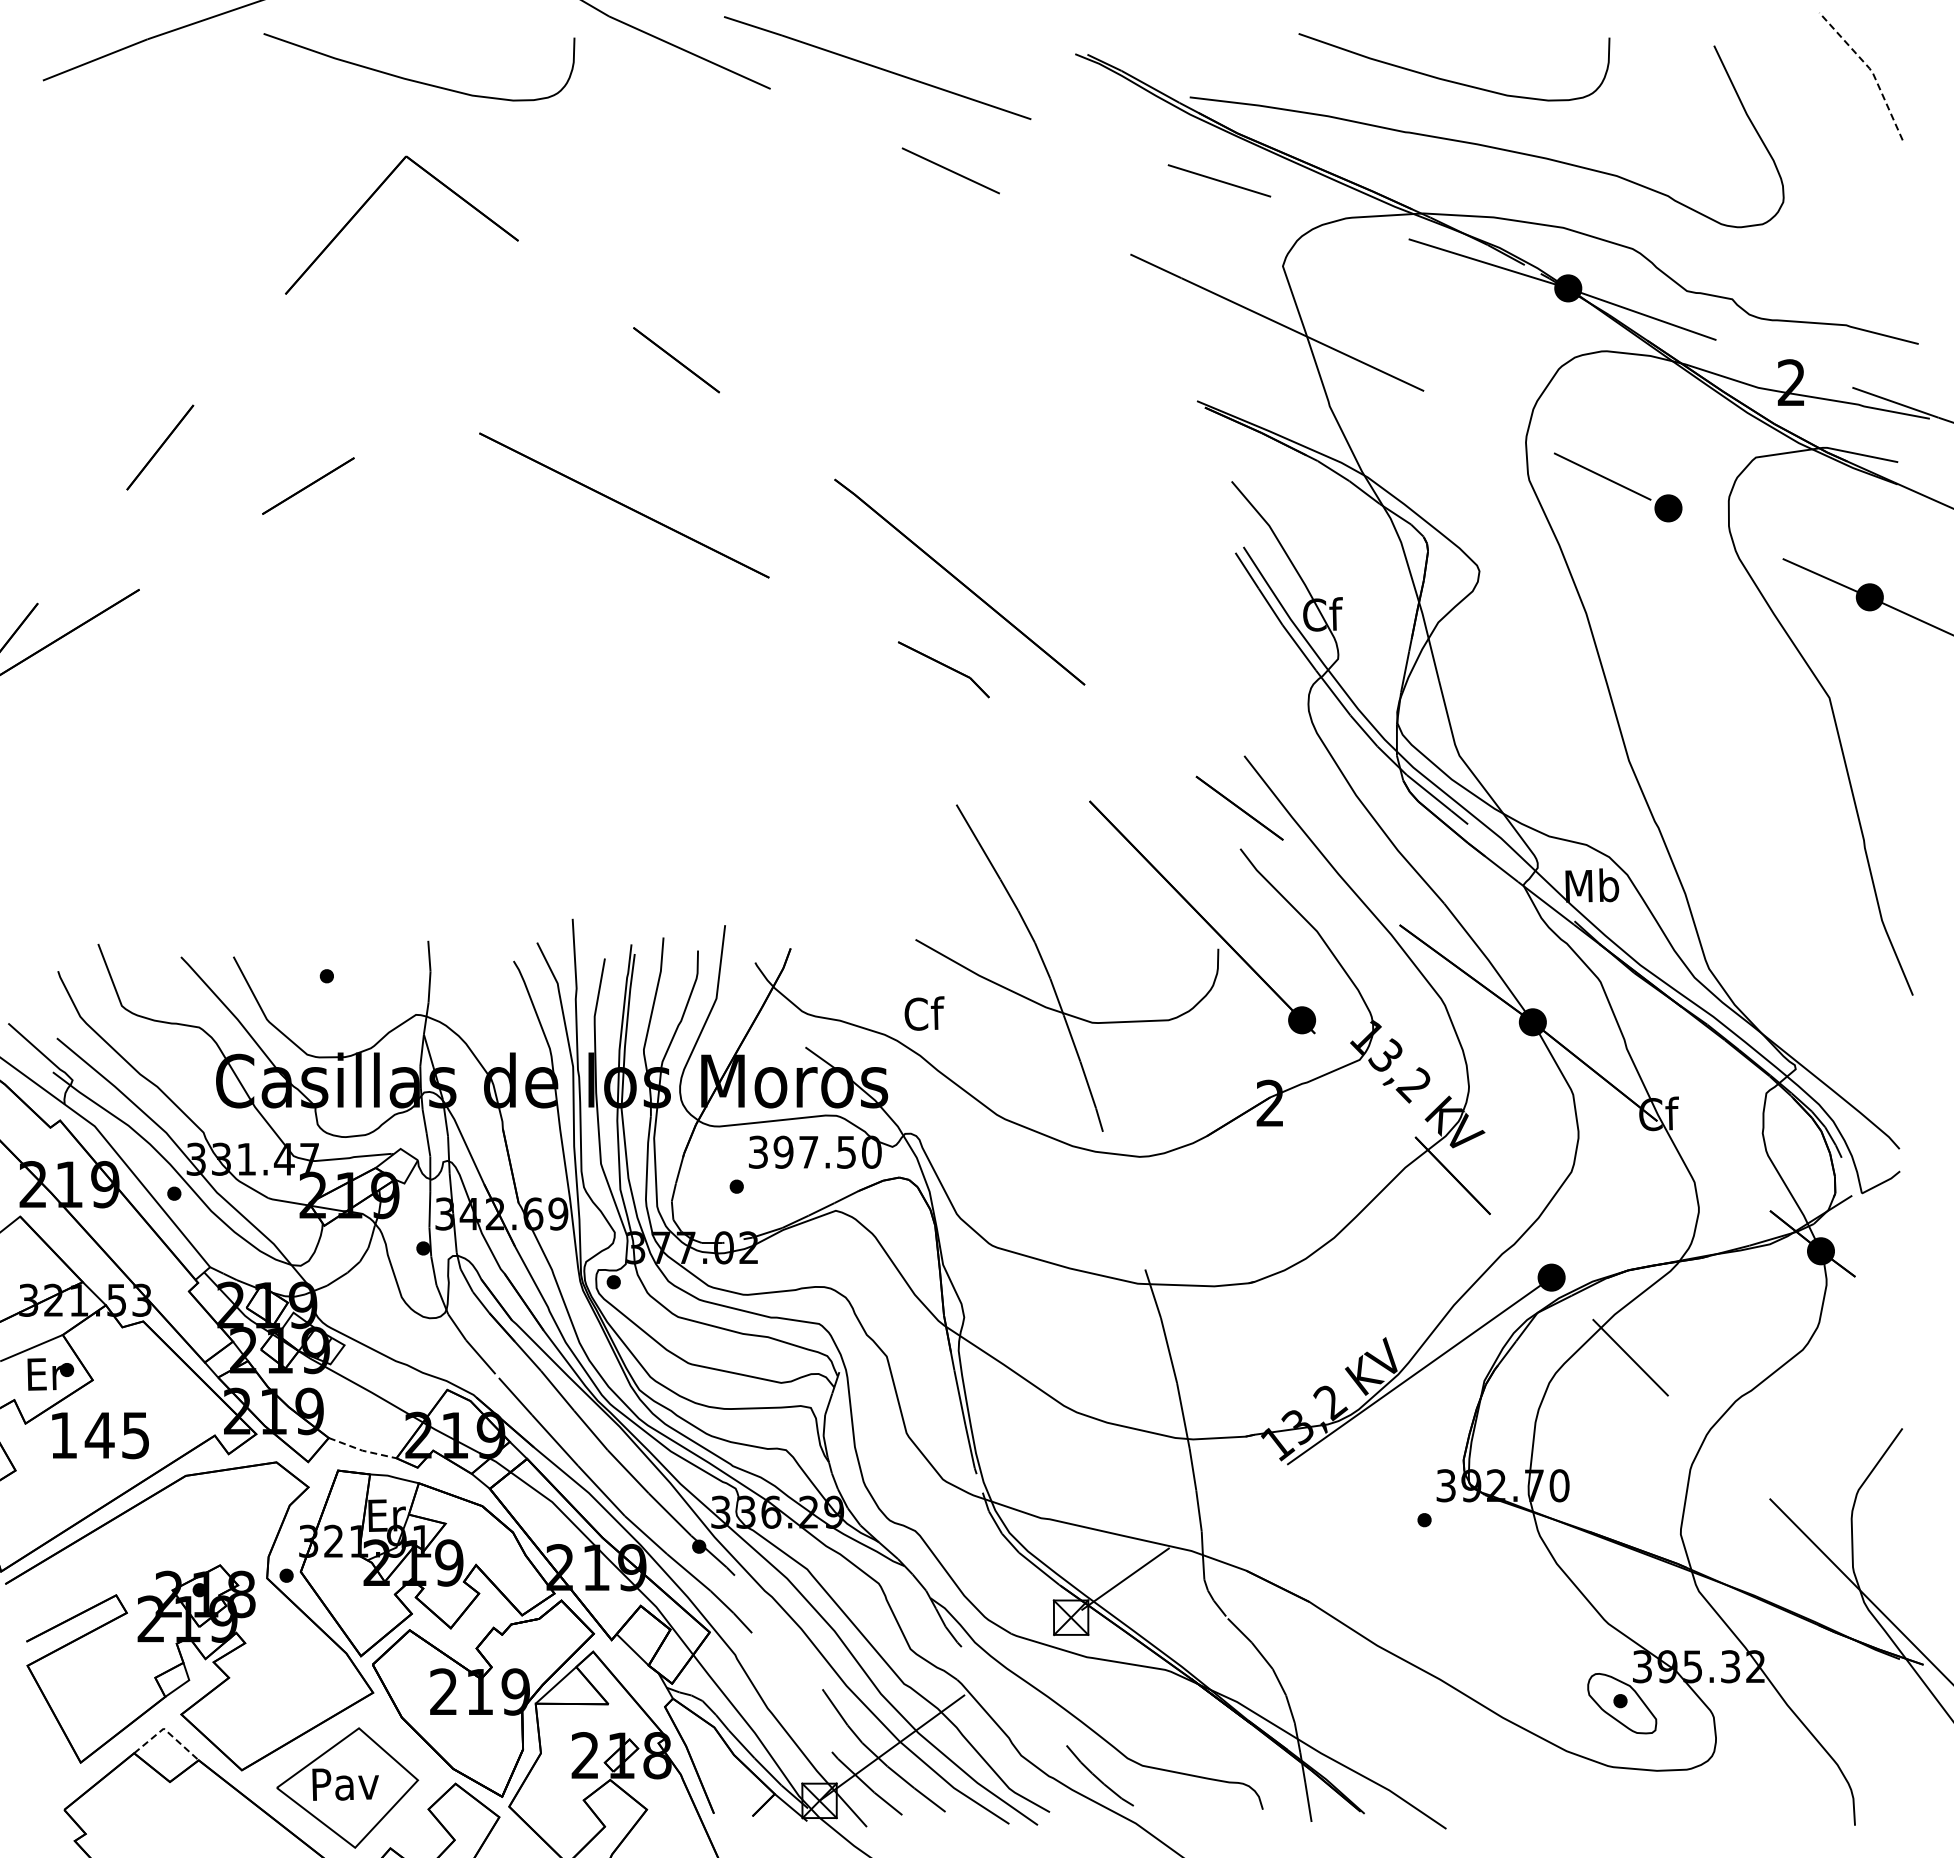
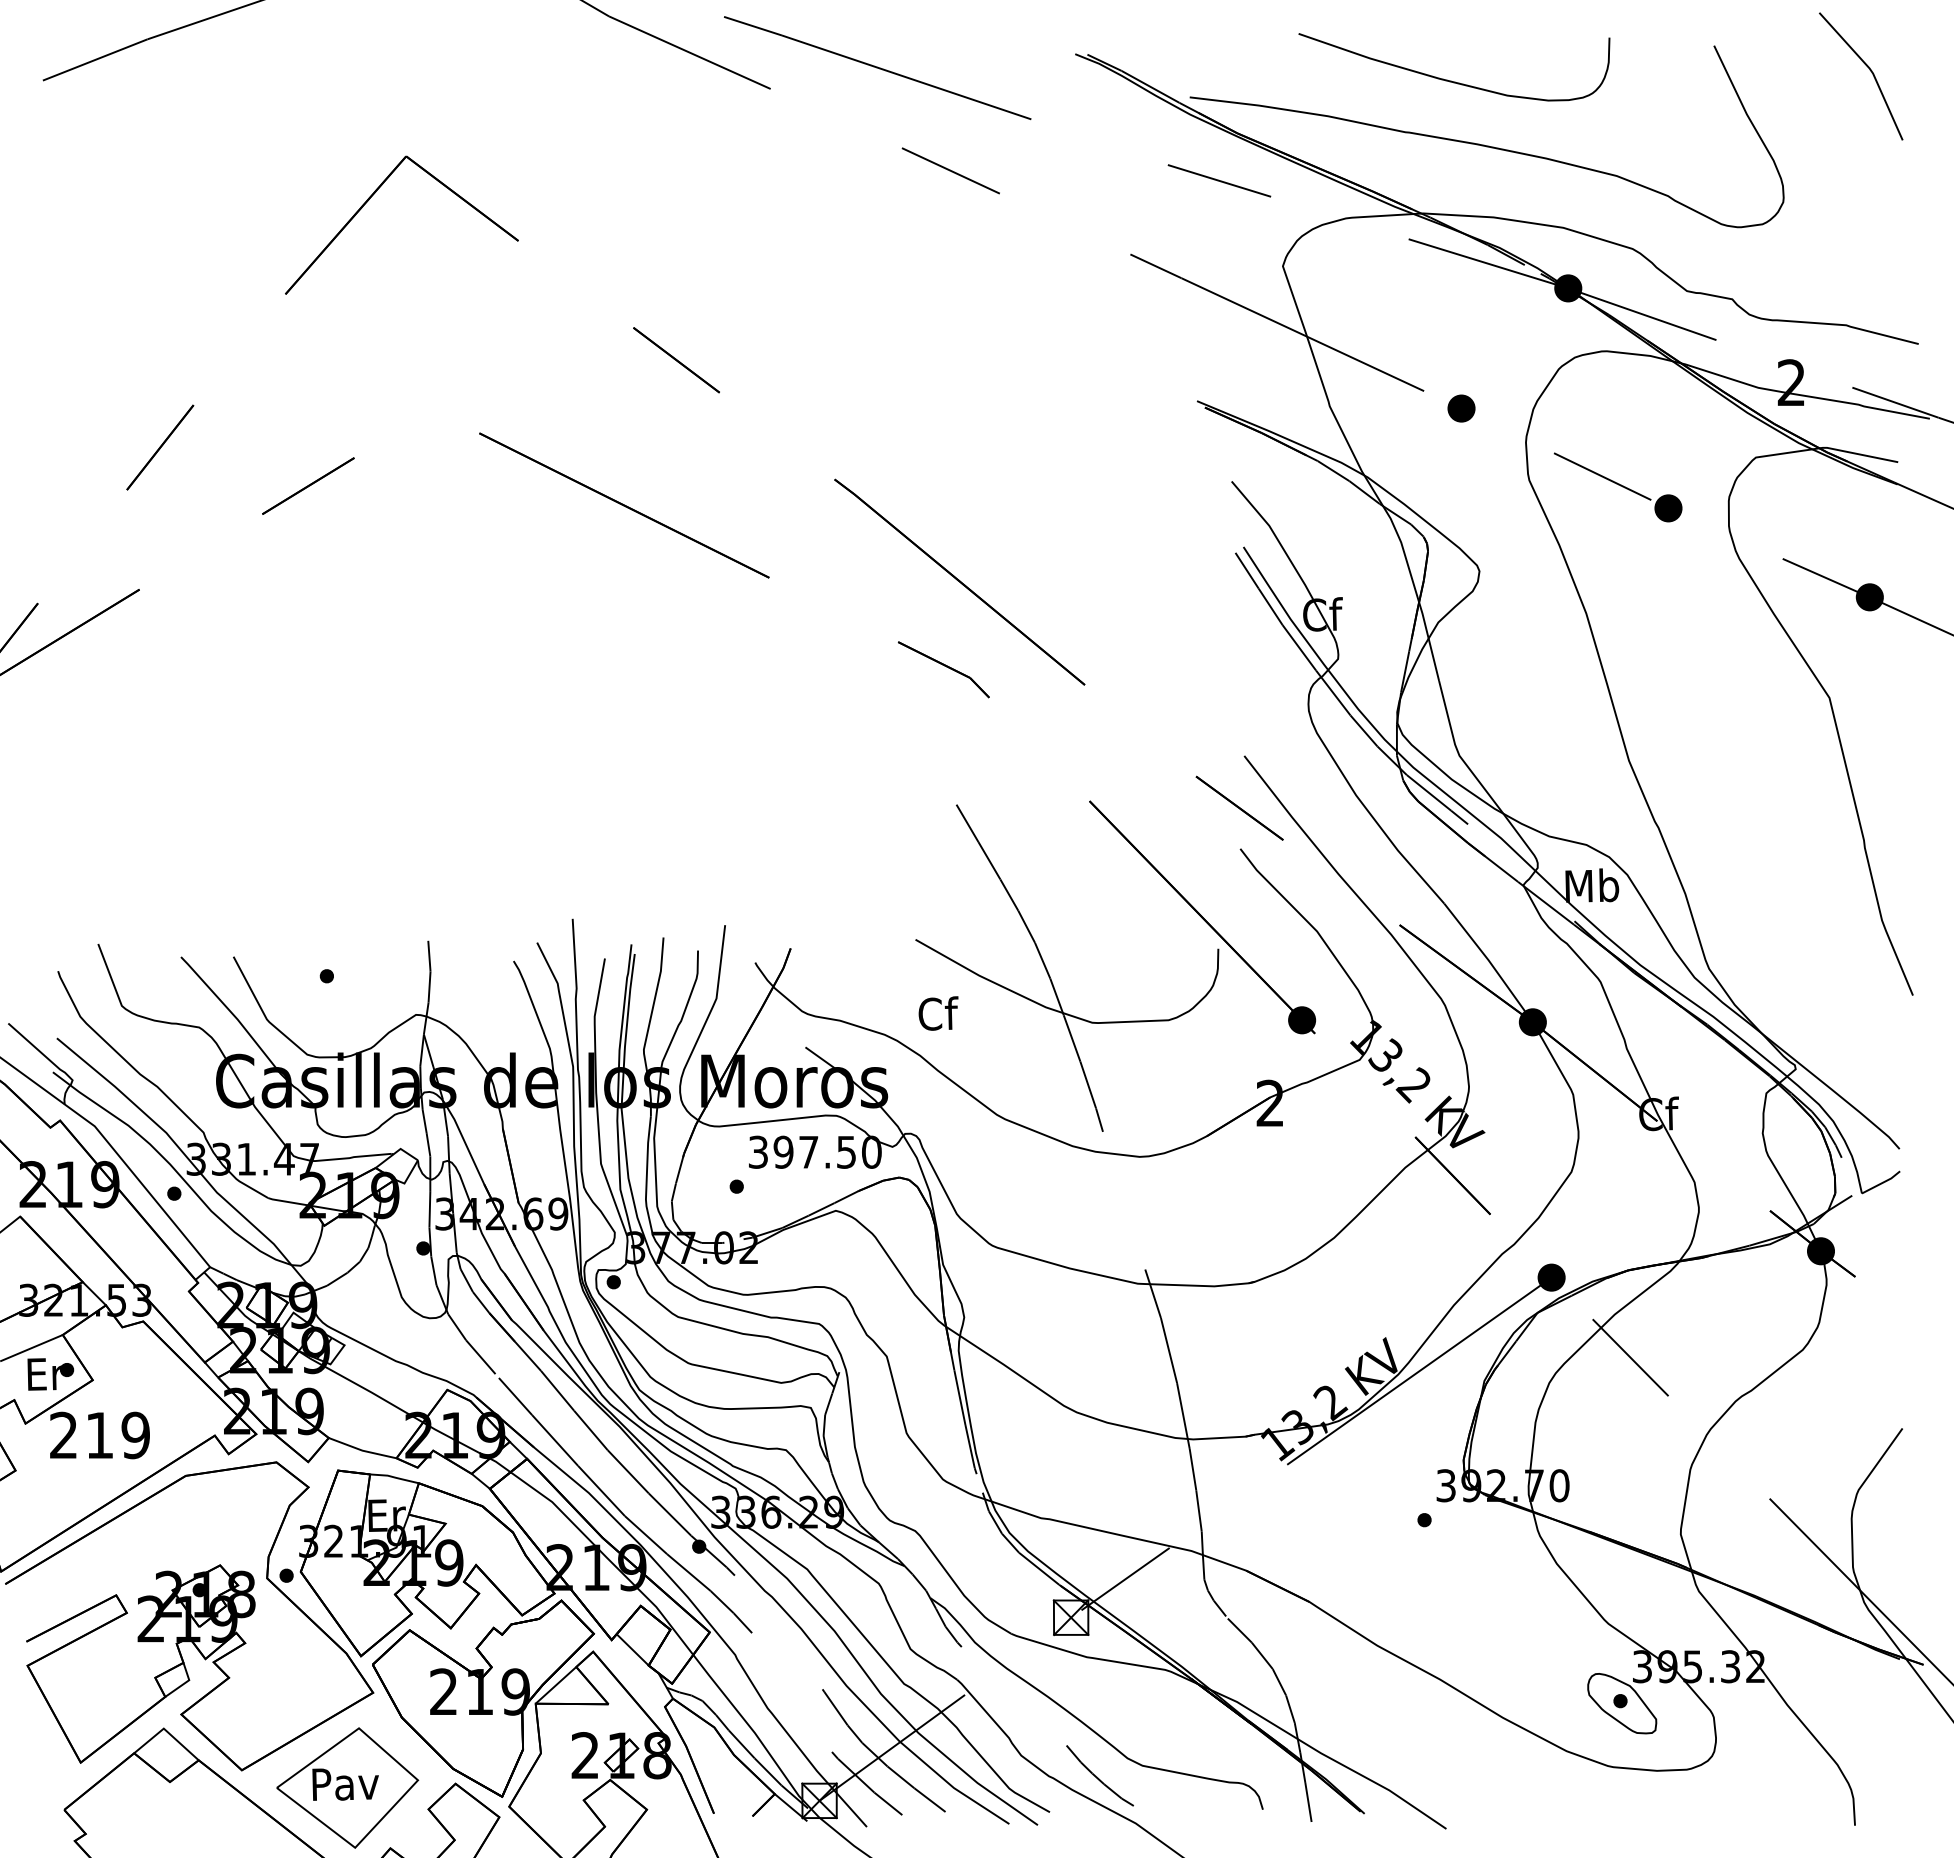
line: dashed -> solid (1871, 70)
curve: present -> none (416, 80)
part: none -> present (1461, 408)
text position: (924, 1013) -> (938, 1013) (938, 1013)
text: 145 -> 219 (99, 1435)
line: dashed -> solid (362, 1450)
line: dashed -> solid (166, 1731)
